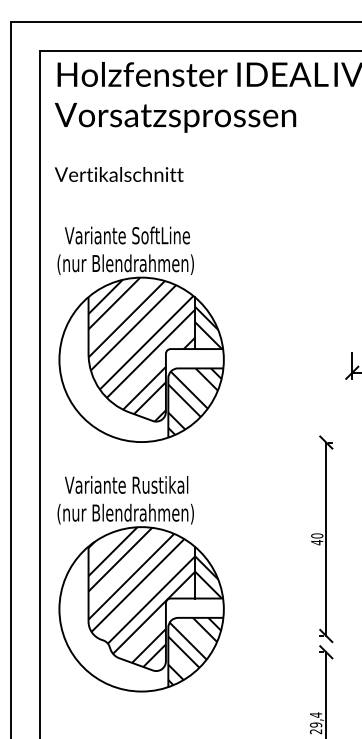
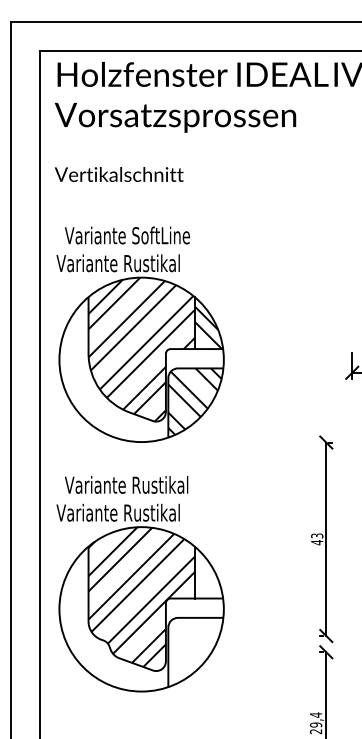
text: (nur Blendrahmen) -> Variante Rustikal (124, 264)
text: (nur Blendrahmen) -> Variante Rustikal (124, 513)
text: 40 -> 43 (317, 535)
hatch: present -> none (207, 577)
hatch: present -> none (194, 651)
